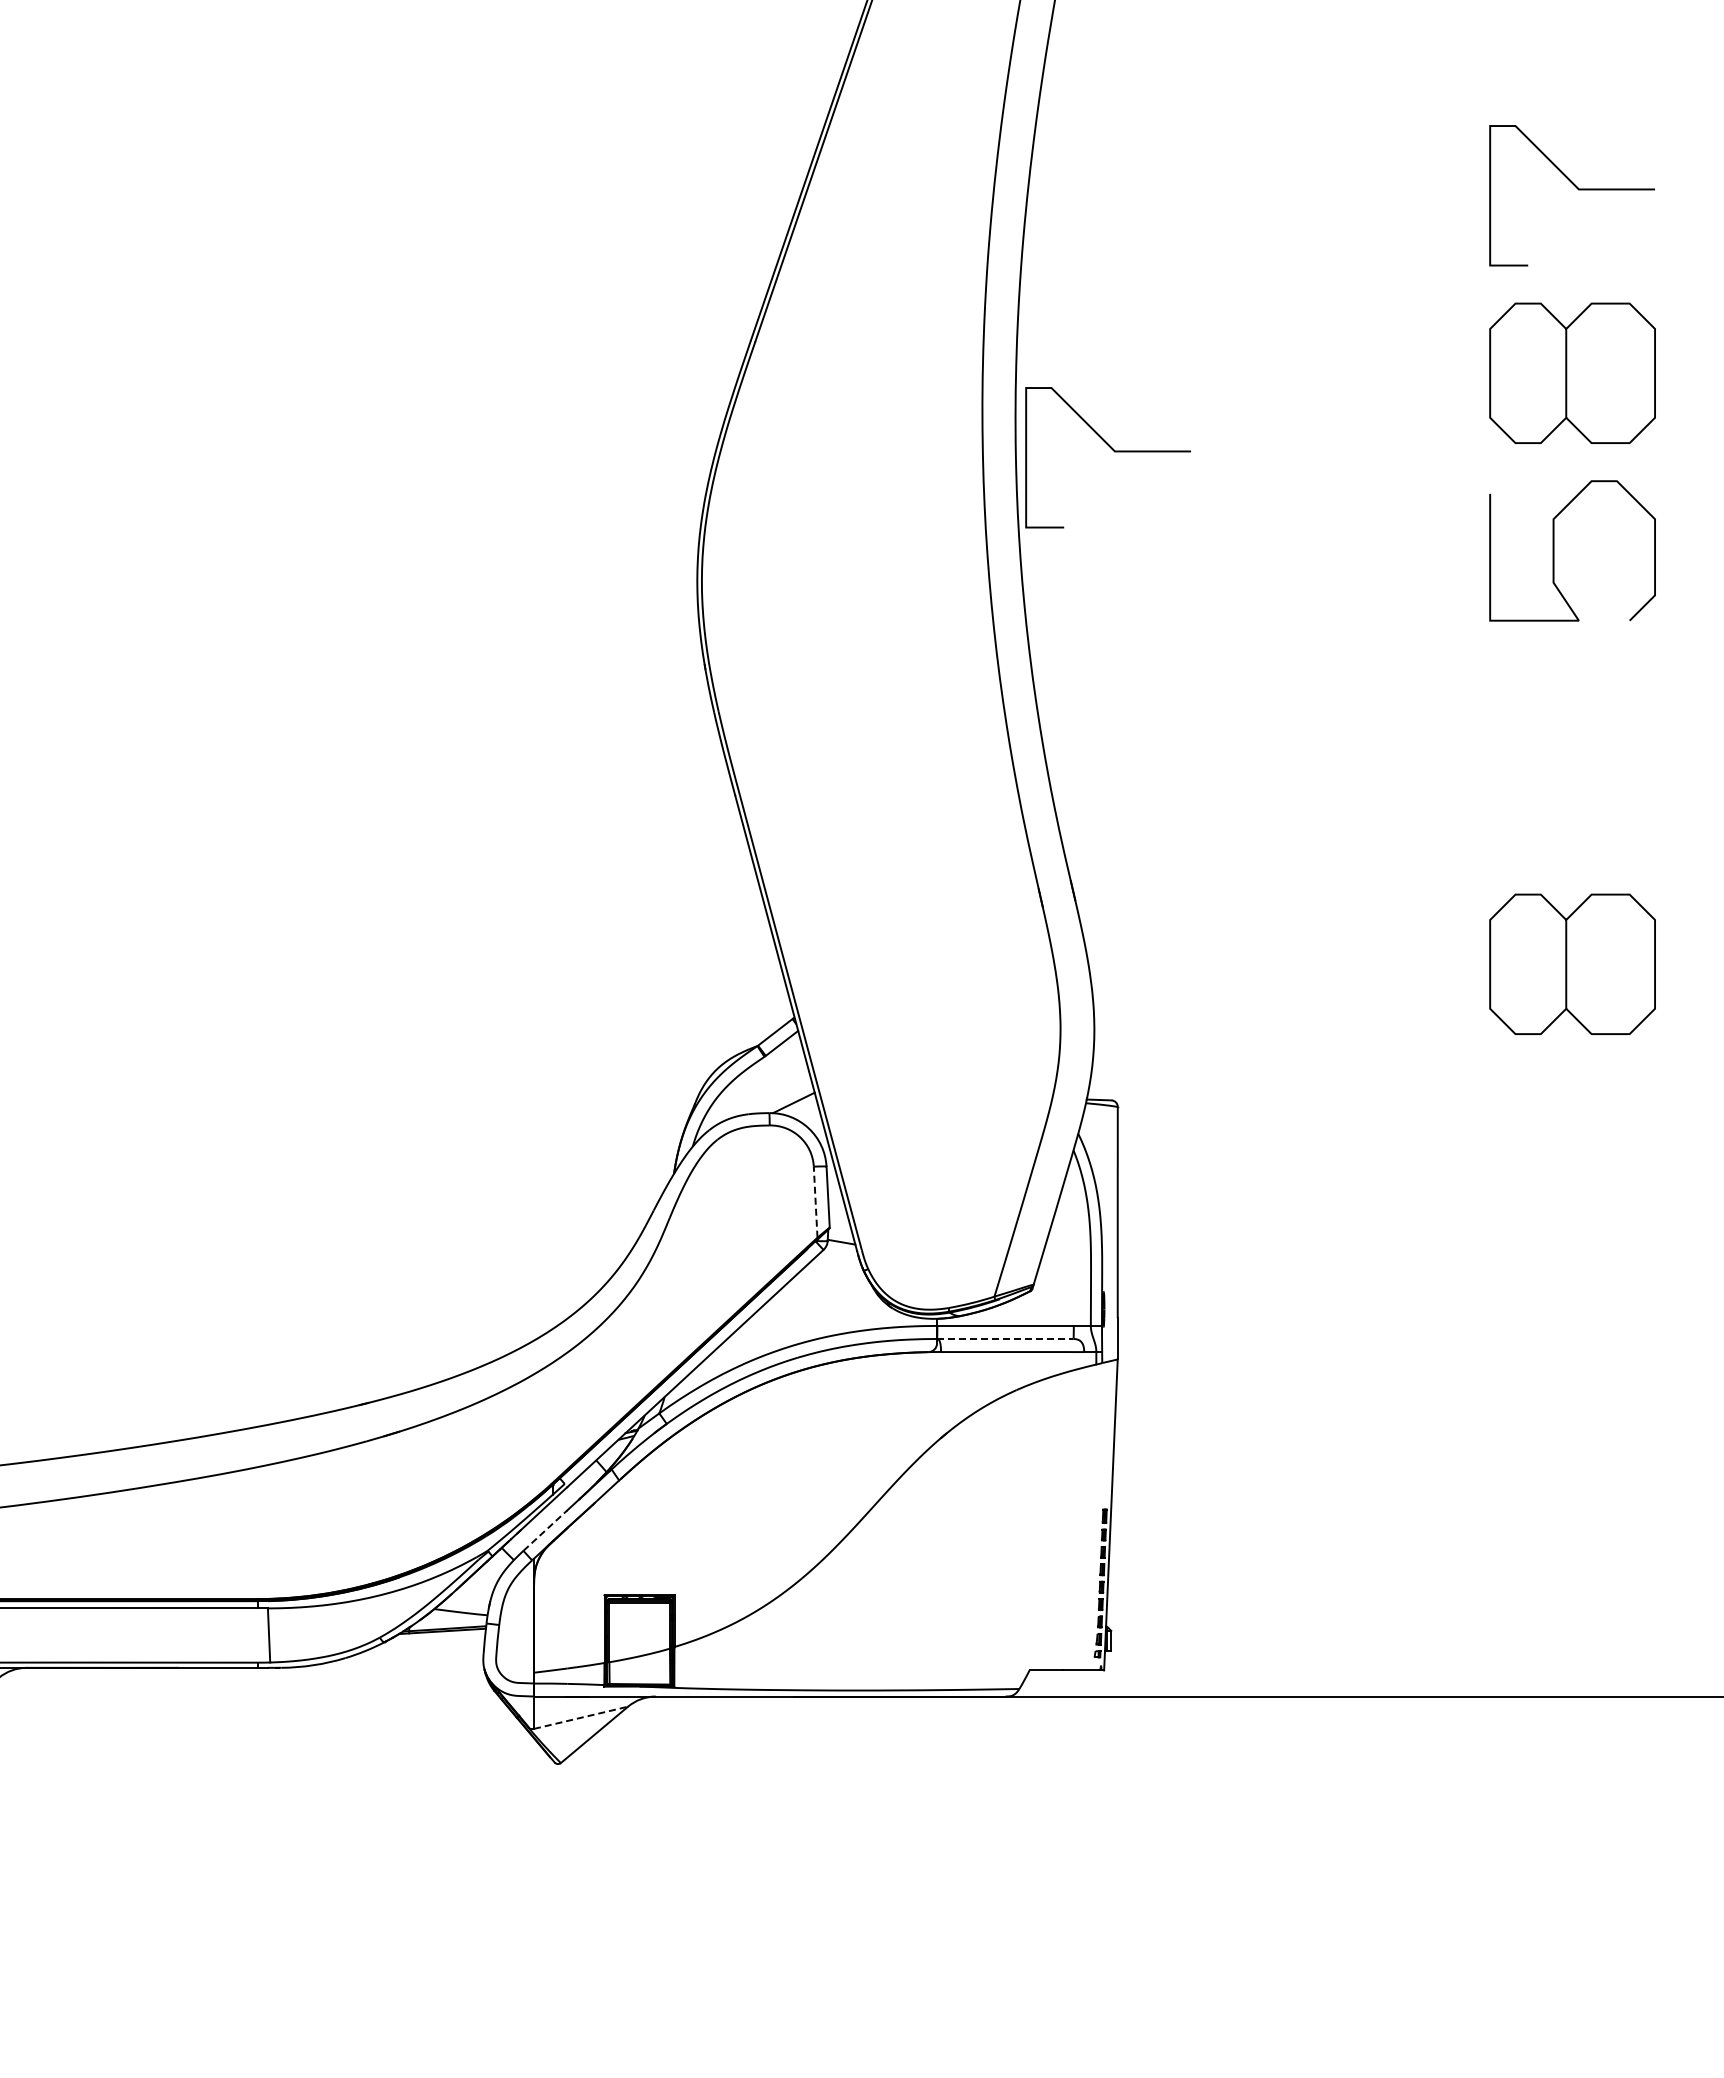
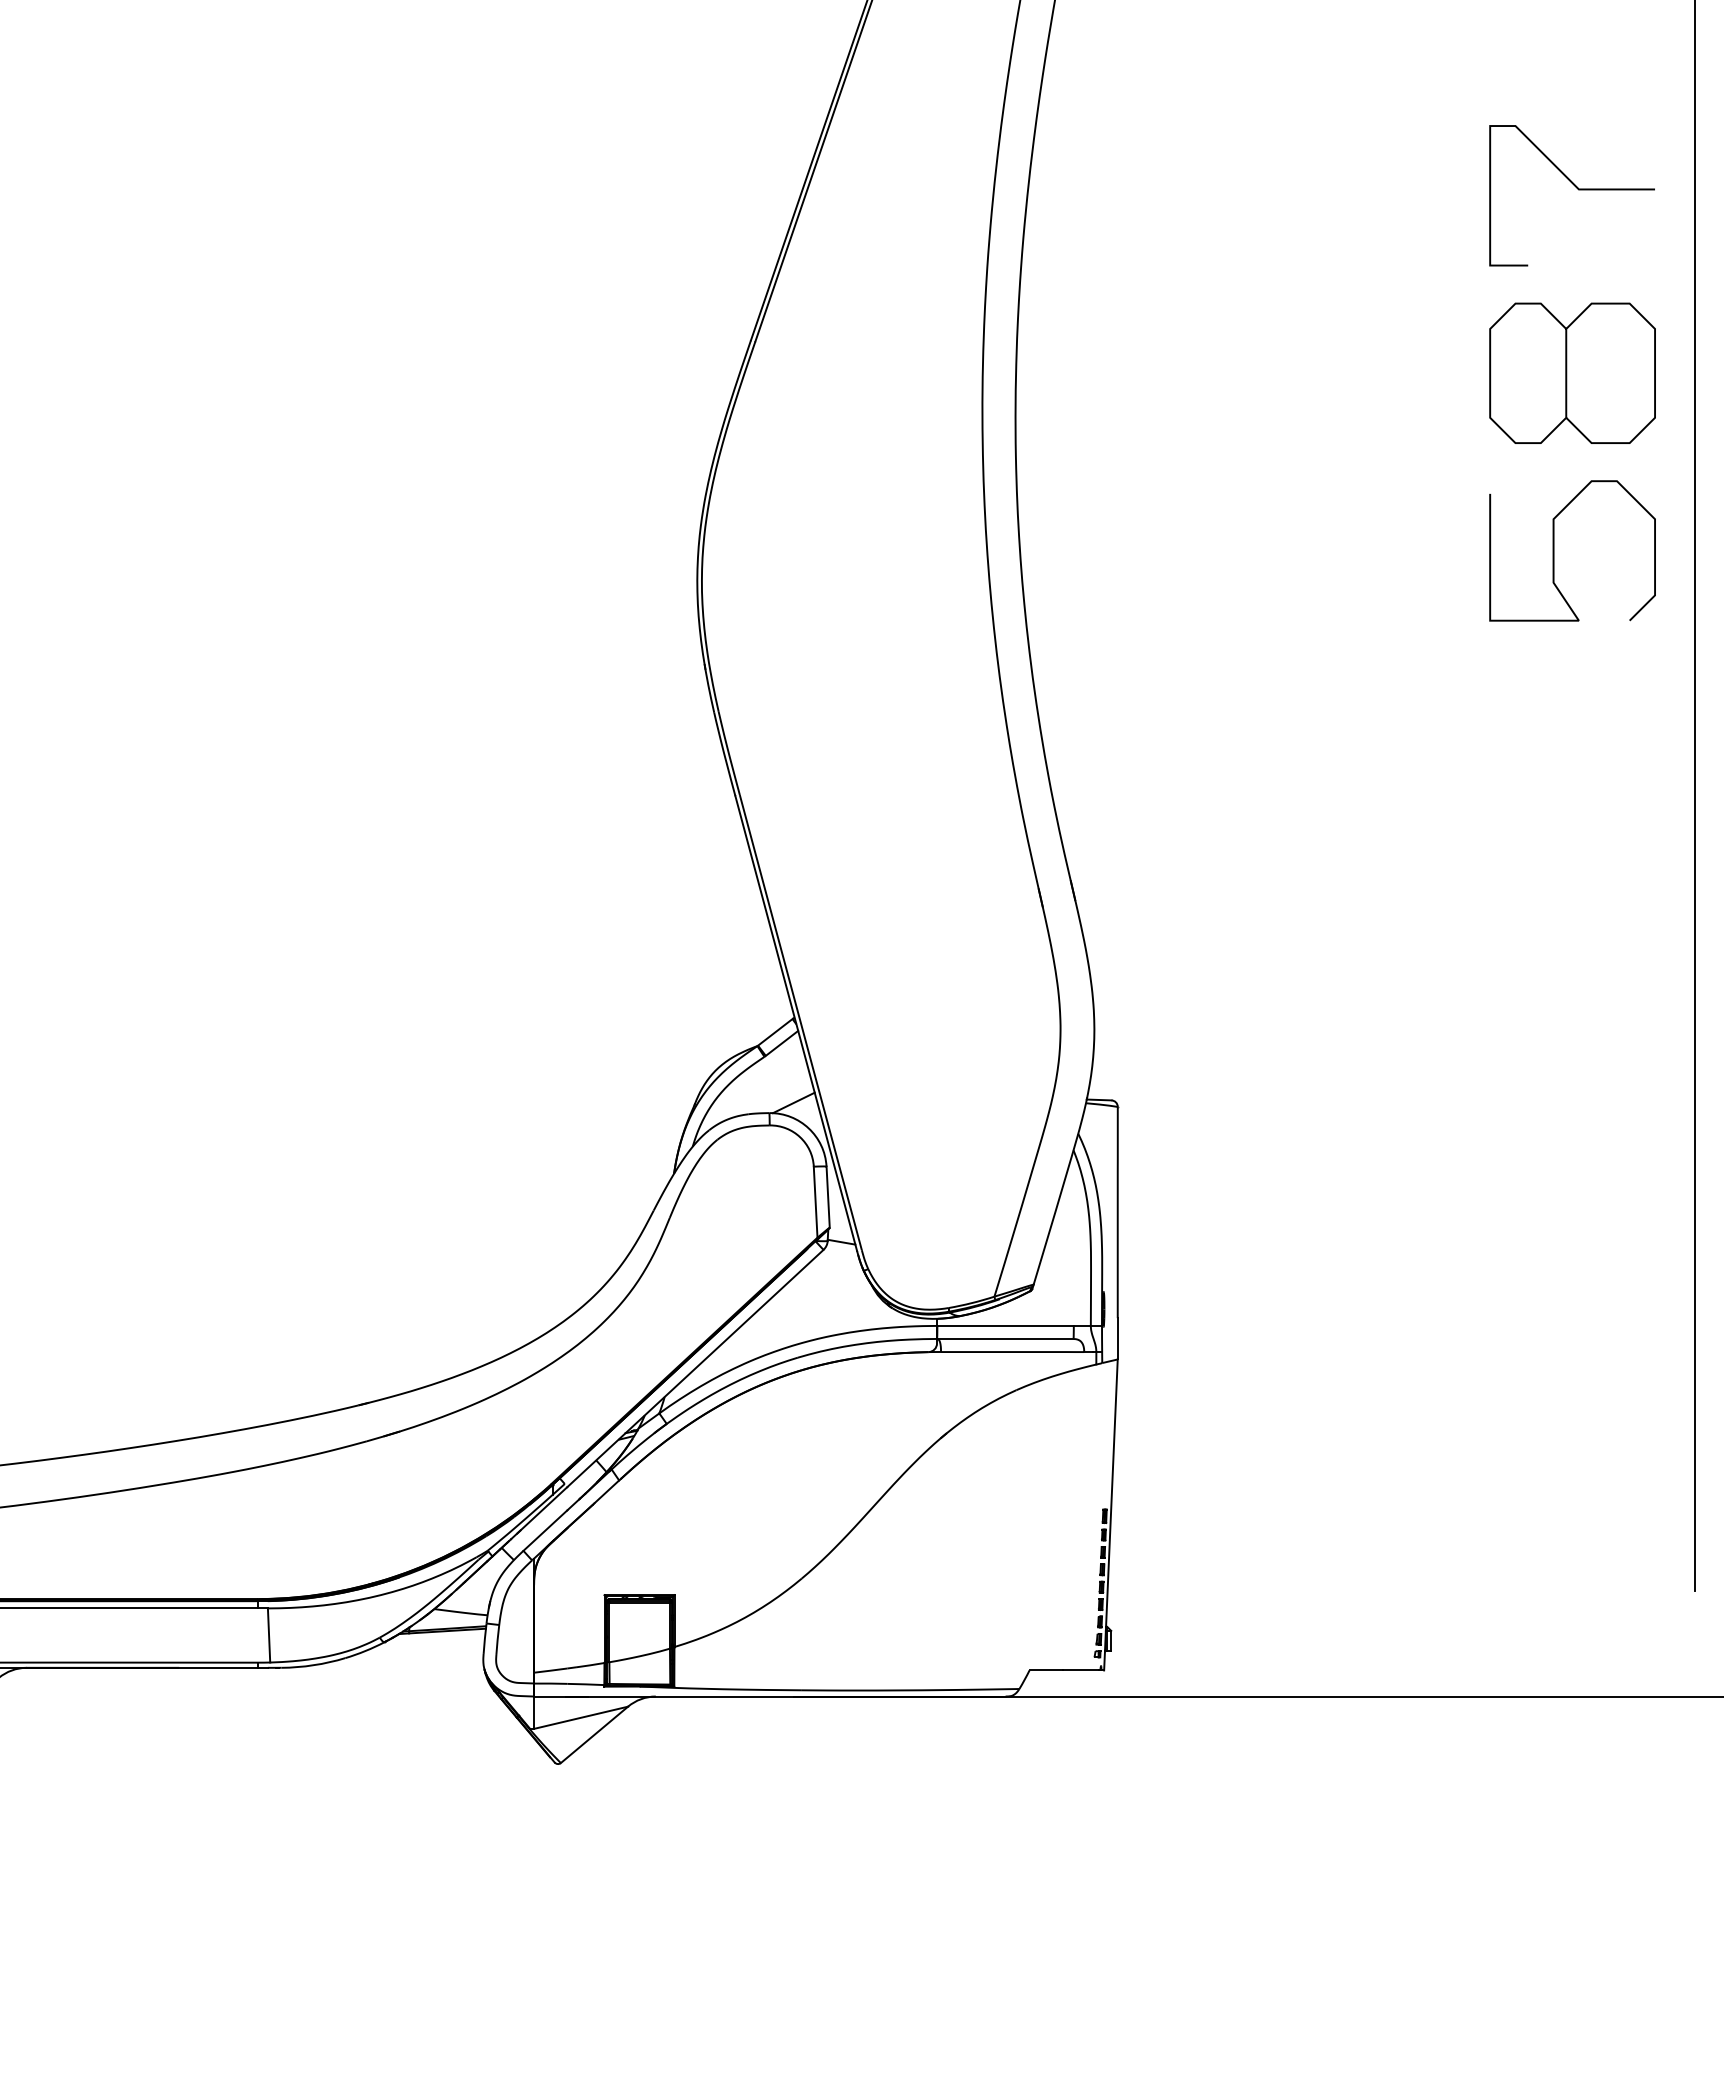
curve: present -> none (1113, 451)
line: none -> present (1694, 796)
curve: present -> none (1567, 963)
line: dashed -> solid (815, 1202)
line: dashed -> solid (1005, 1338)
line: dashed -> solid (545, 1530)
line: dashed -> solid (581, 1717)
